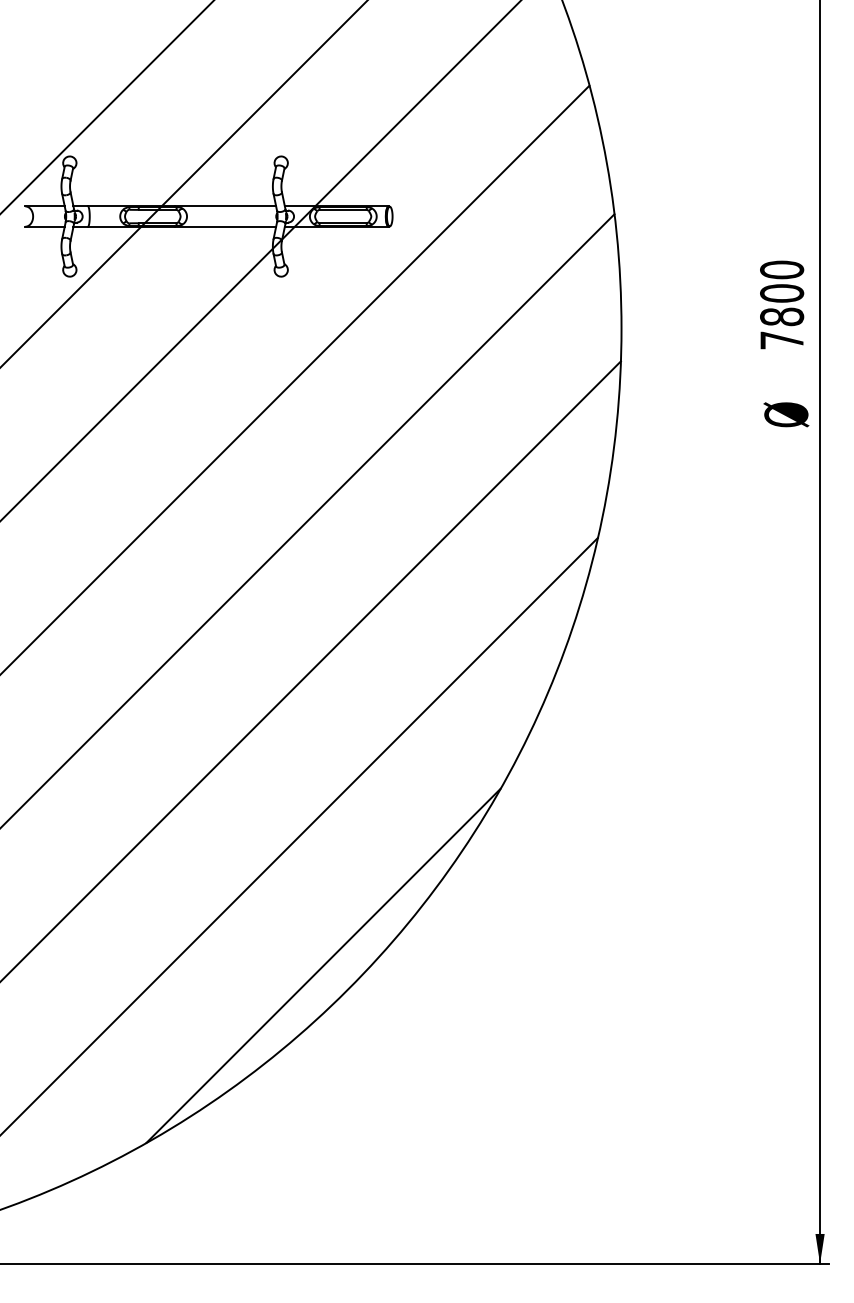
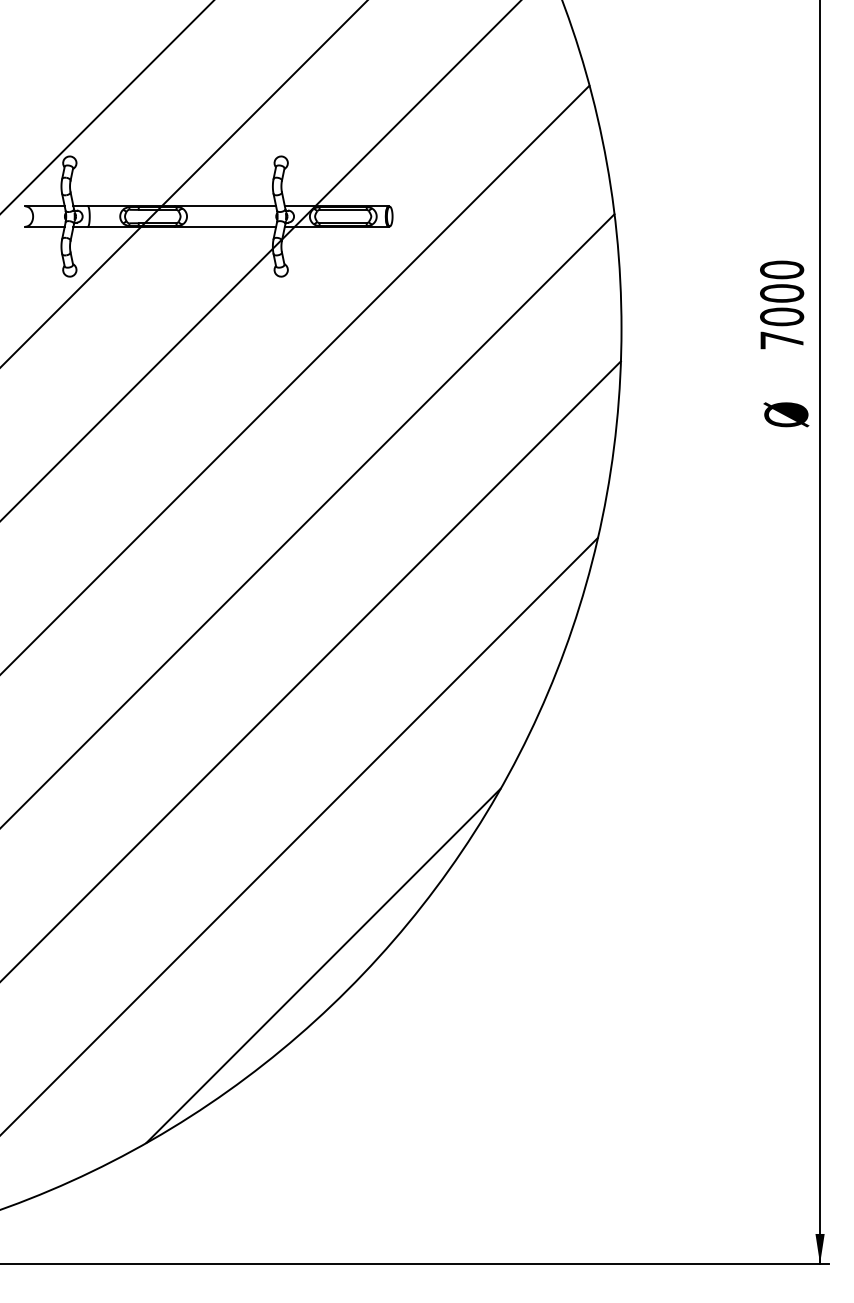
text: 7800 -> 7000 (781, 316)
